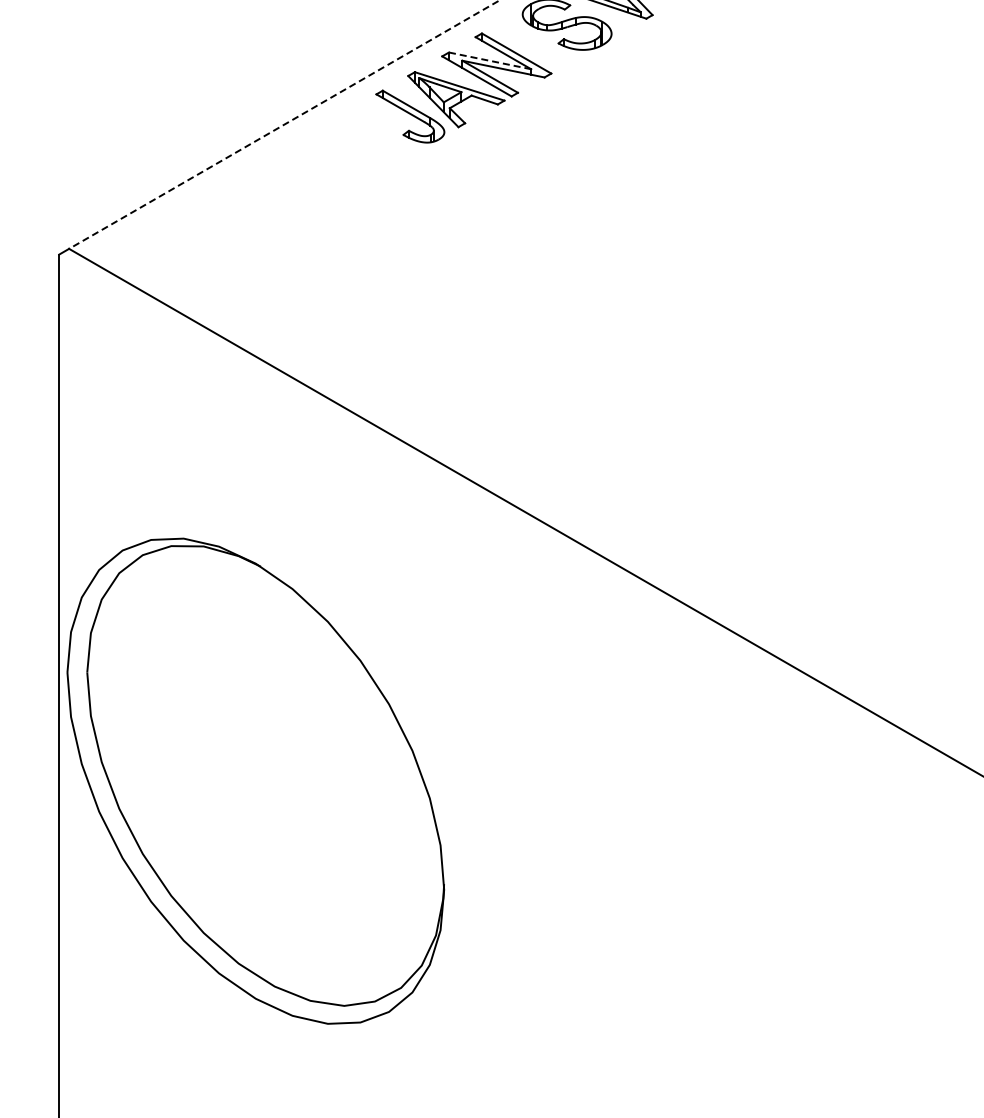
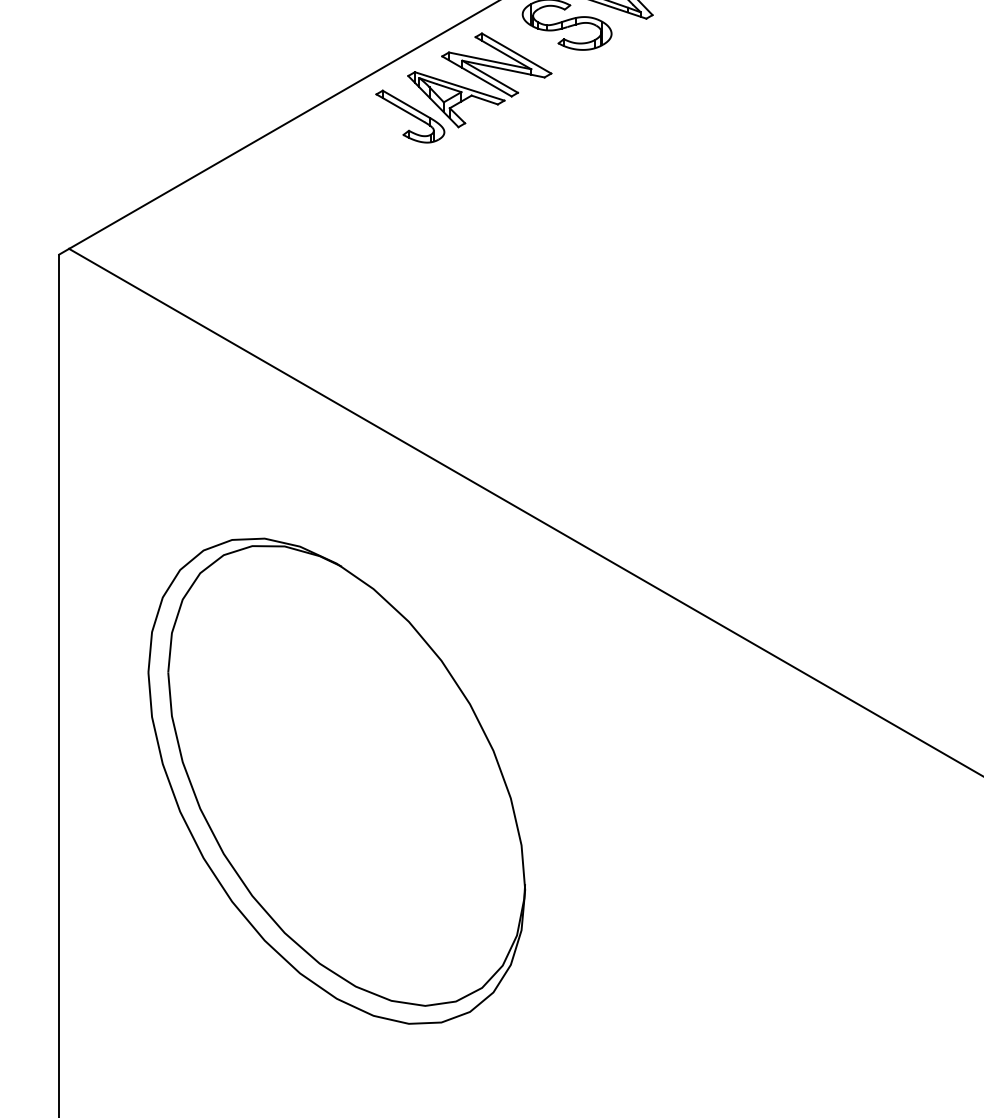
line: dashed -> solid (490, 60)
line: dashed -> solid (283, 124)
part position: (255, 780) -> (336, 780) (336, 780)
